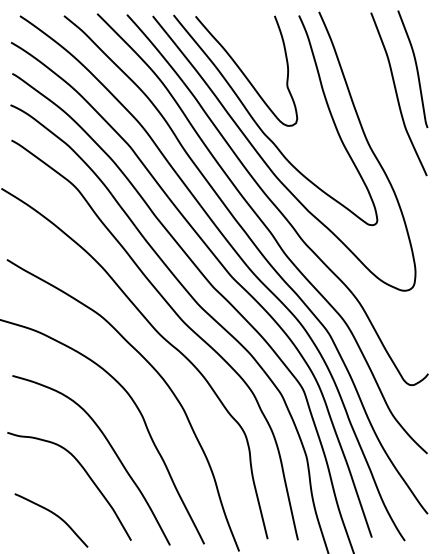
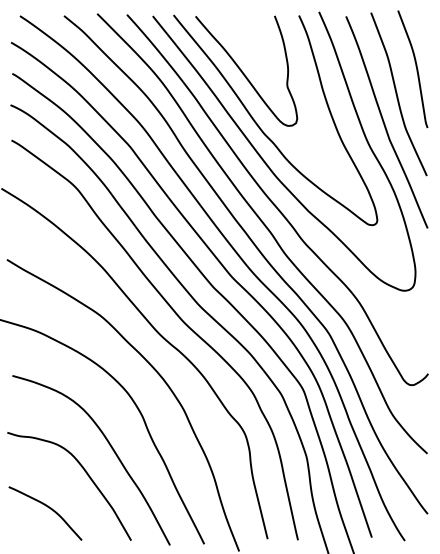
curve: none -> present (384, 122)
curve position: (54, 515) -> (48, 508) (48, 508)
